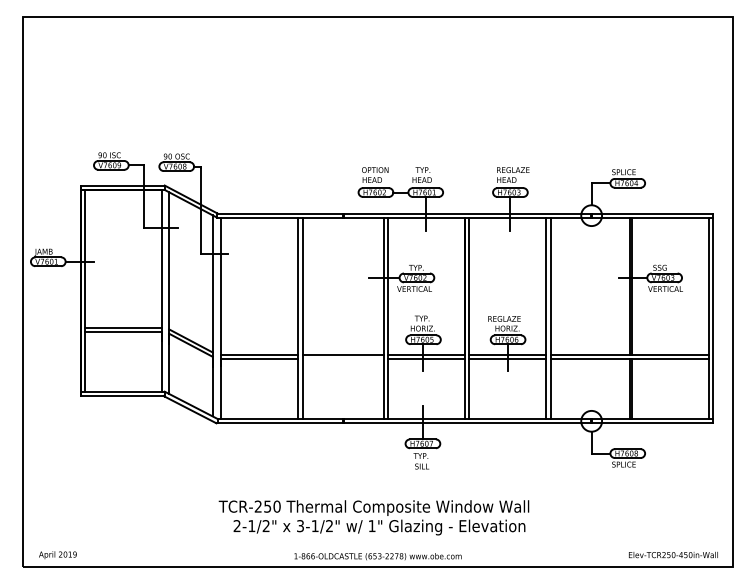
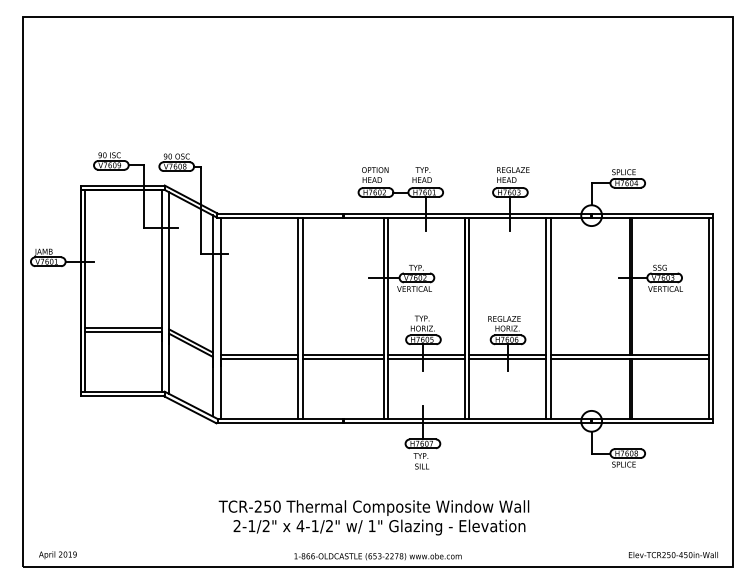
line: none -> present (342, 358)
text: 3-1/2" -> 4-1/2" (300, 526)
